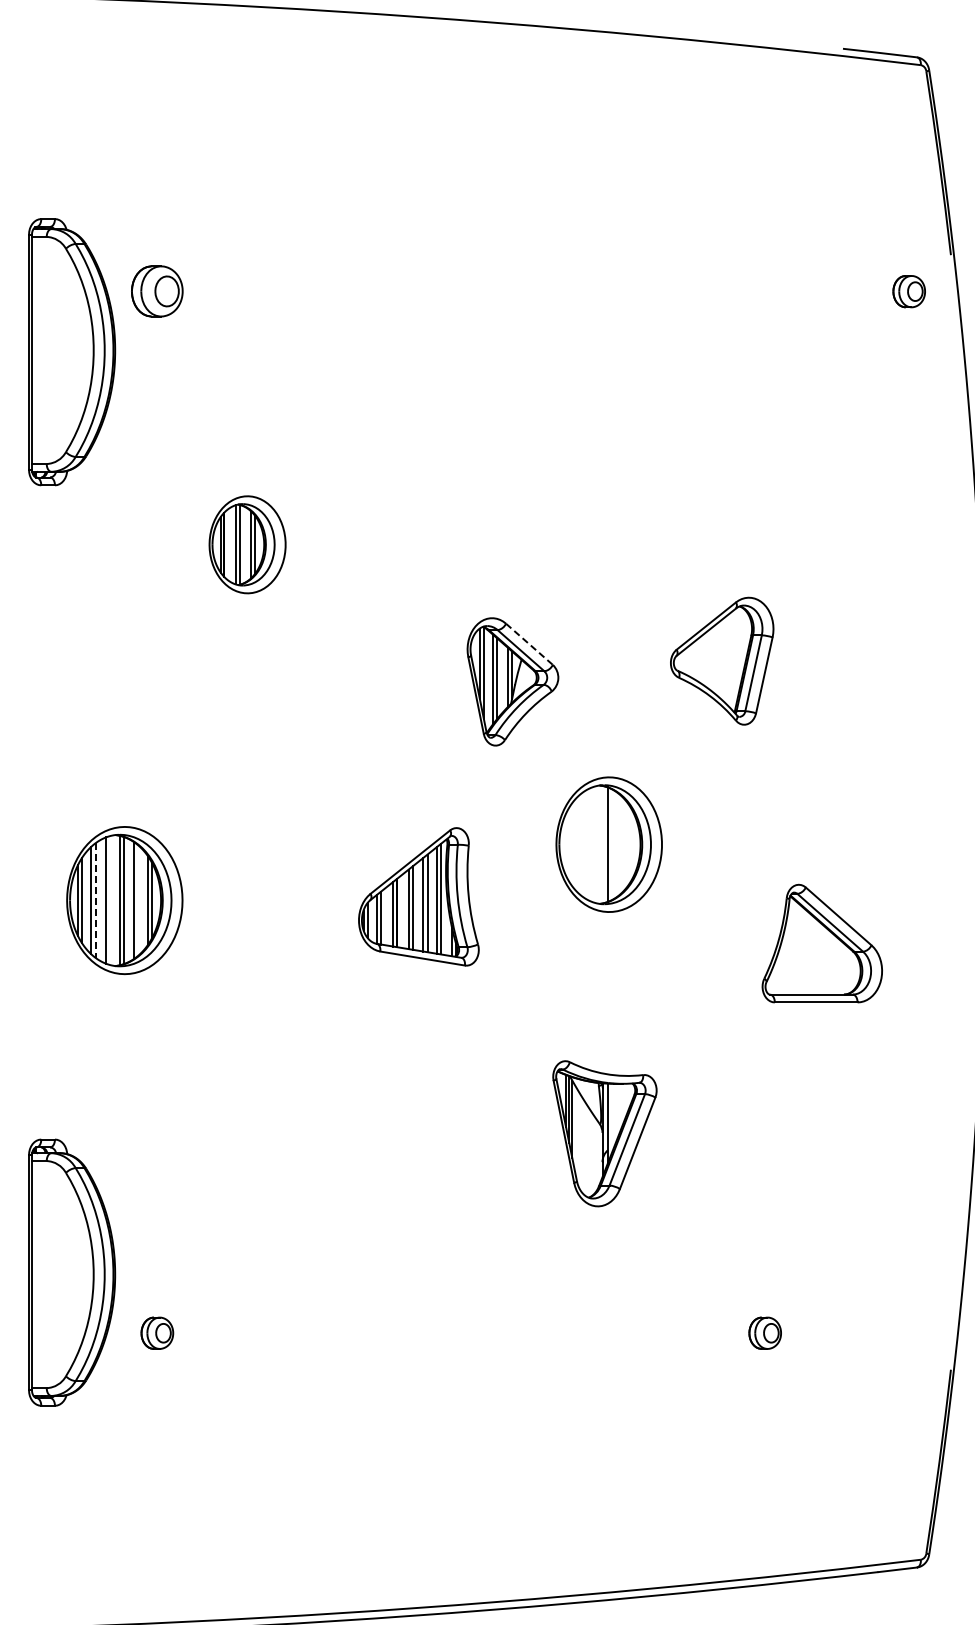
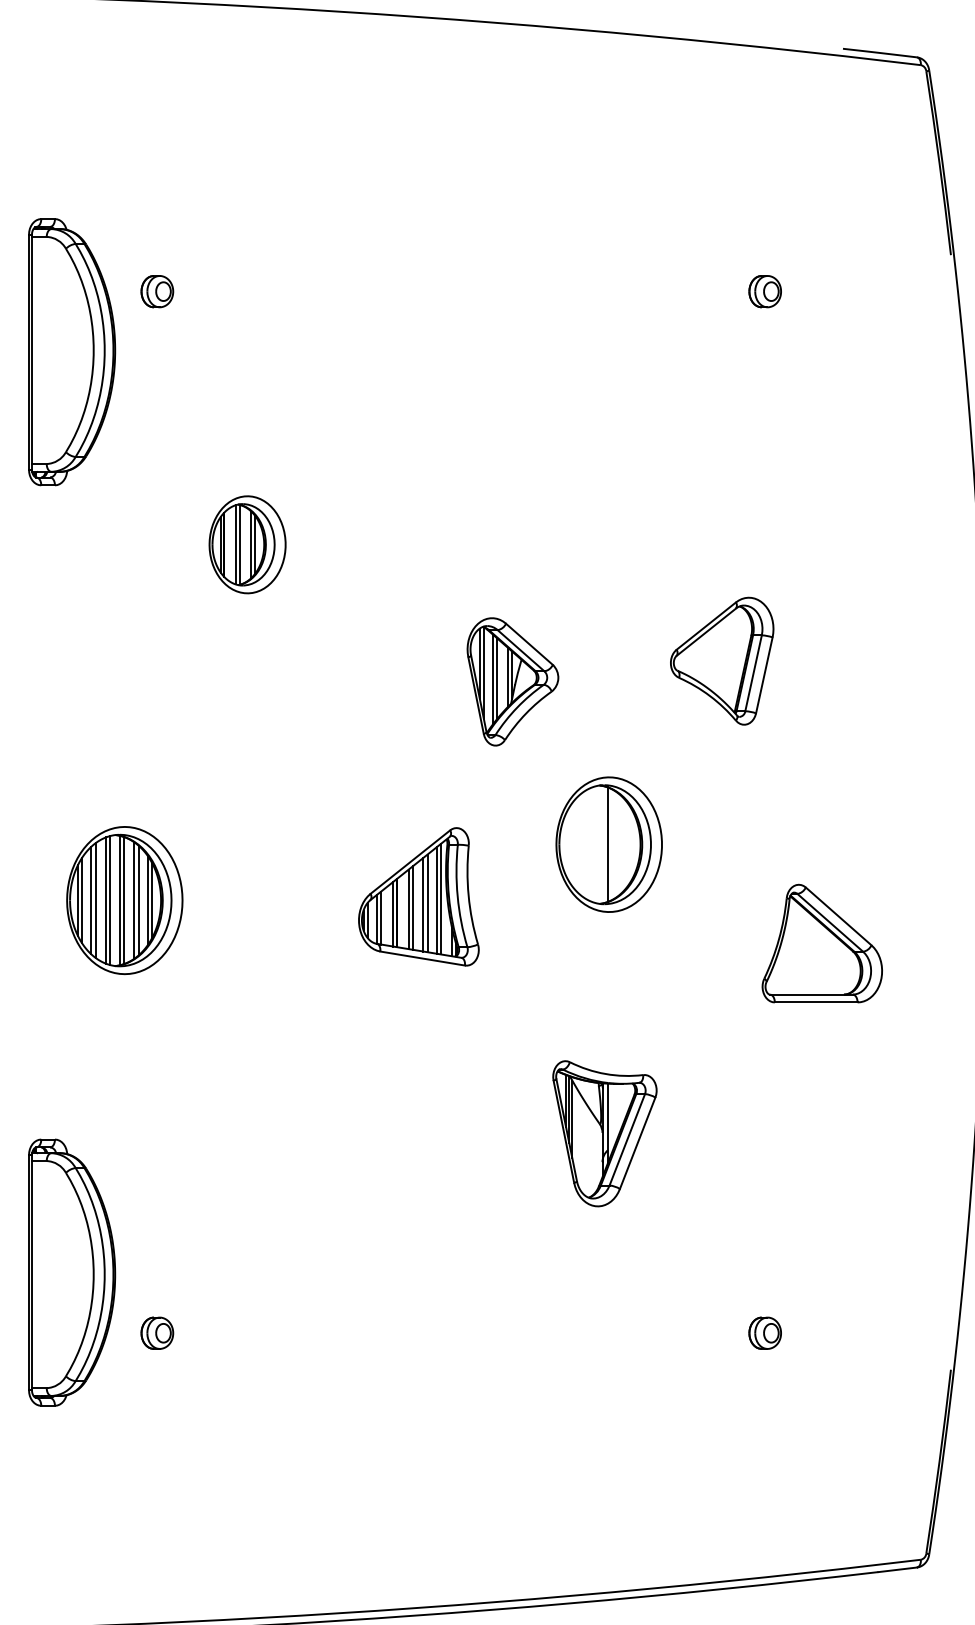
part size: 53x53 px -> 35x34 px (157, 291)
part position: (908, 291) -> (764, 291) (764, 291)
line: dashed -> solid (529, 644)
line: none -> present (110, 900)
line: none -> present (138, 900)
line: dashed -> solid (95, 901)
